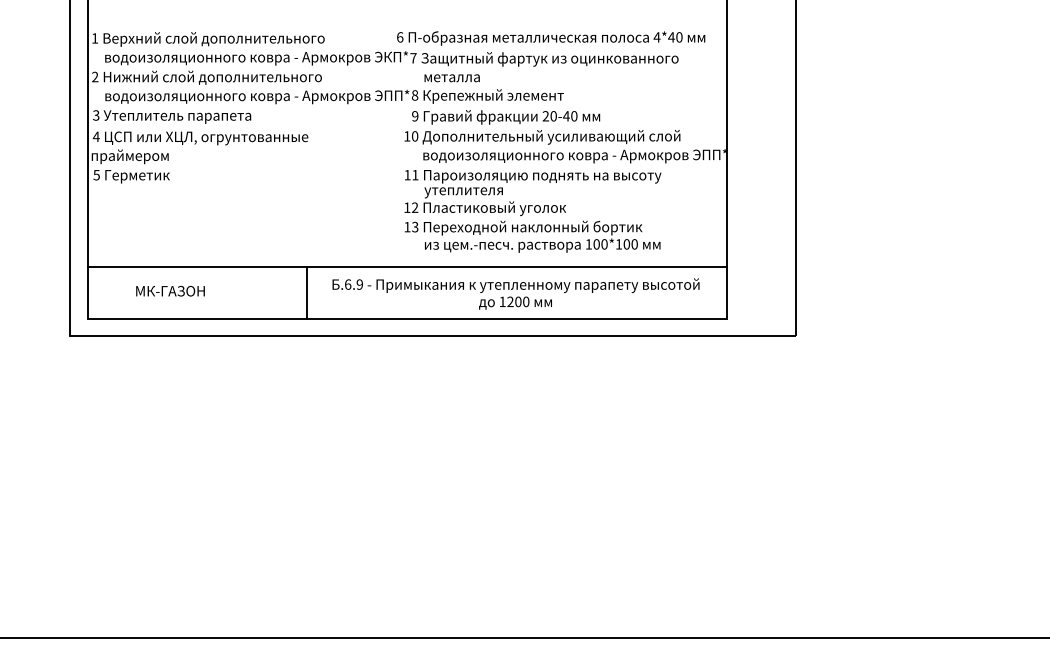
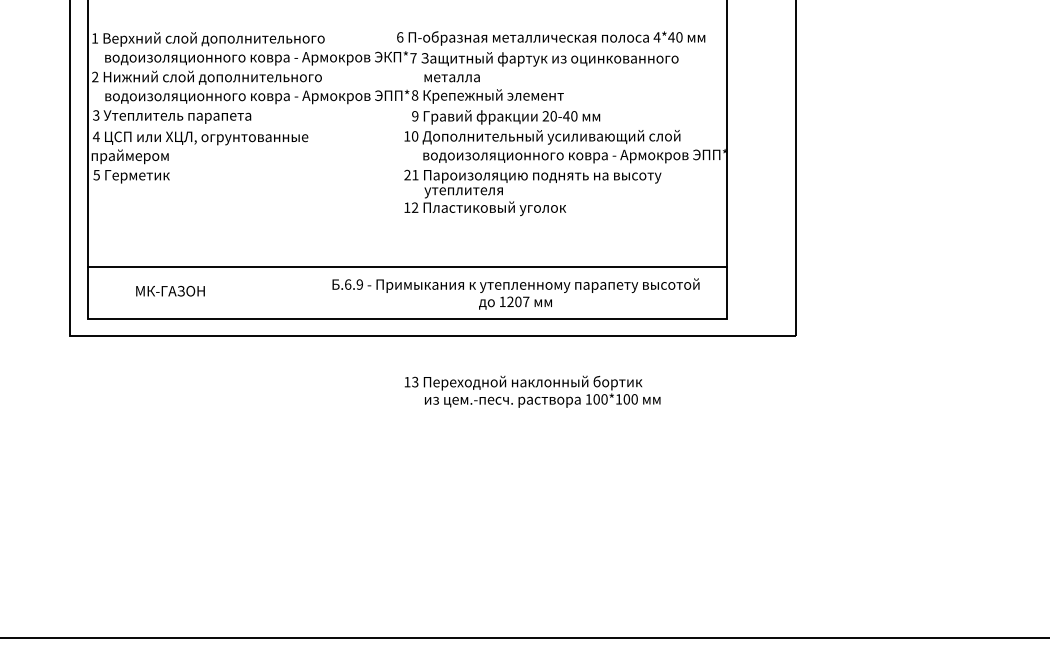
text: 11 -> 21 (407, 174)
text position: (532, 236) -> (532, 391) (532, 391)
line: present -> none (306, 293)
text: 1200 -> 1207 (526, 301)
